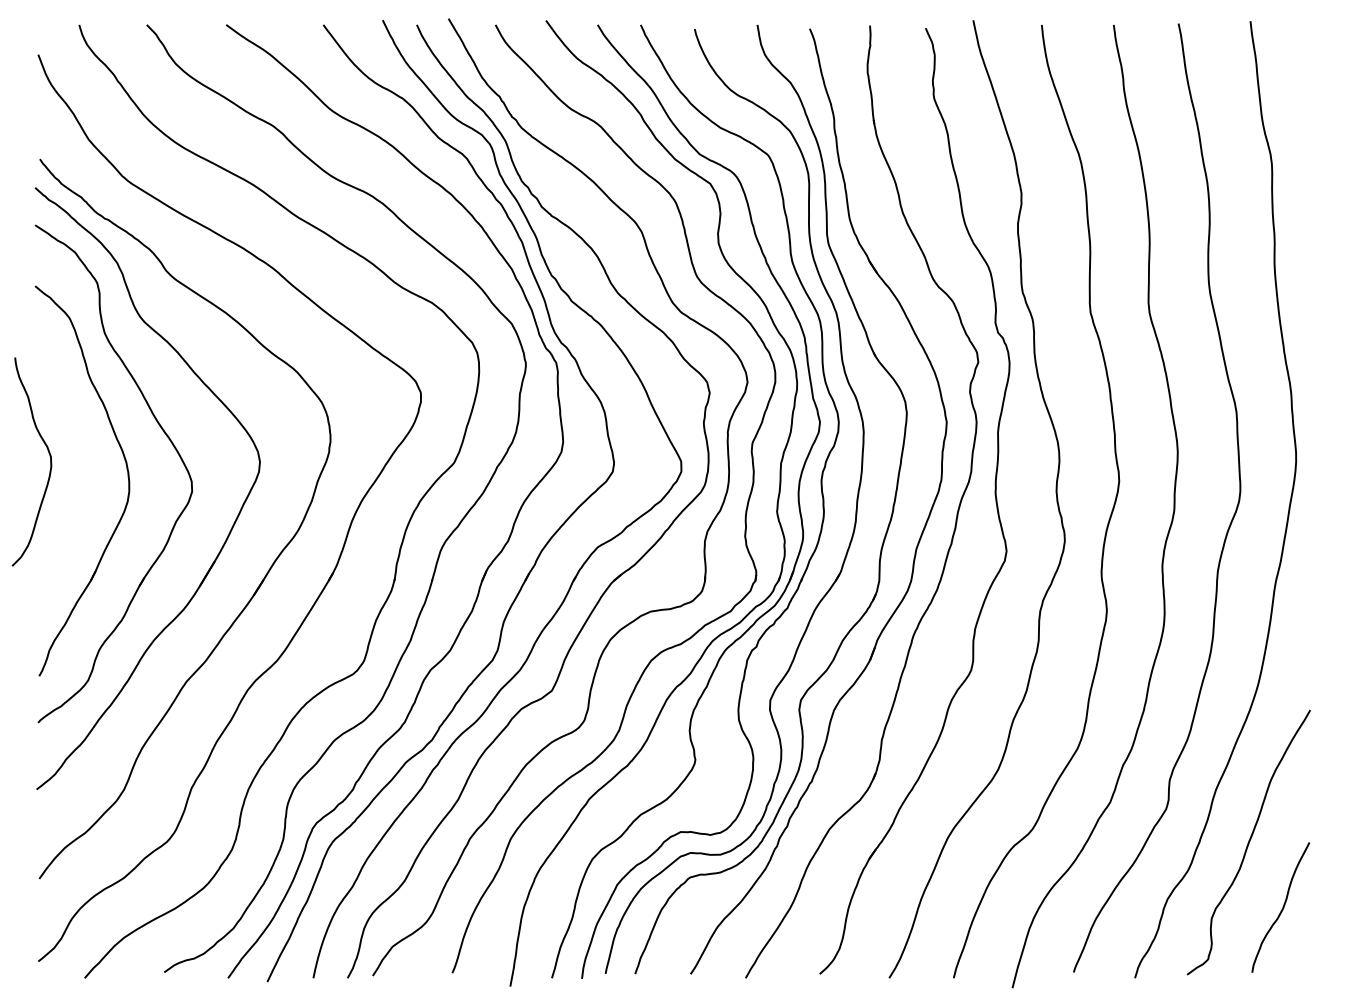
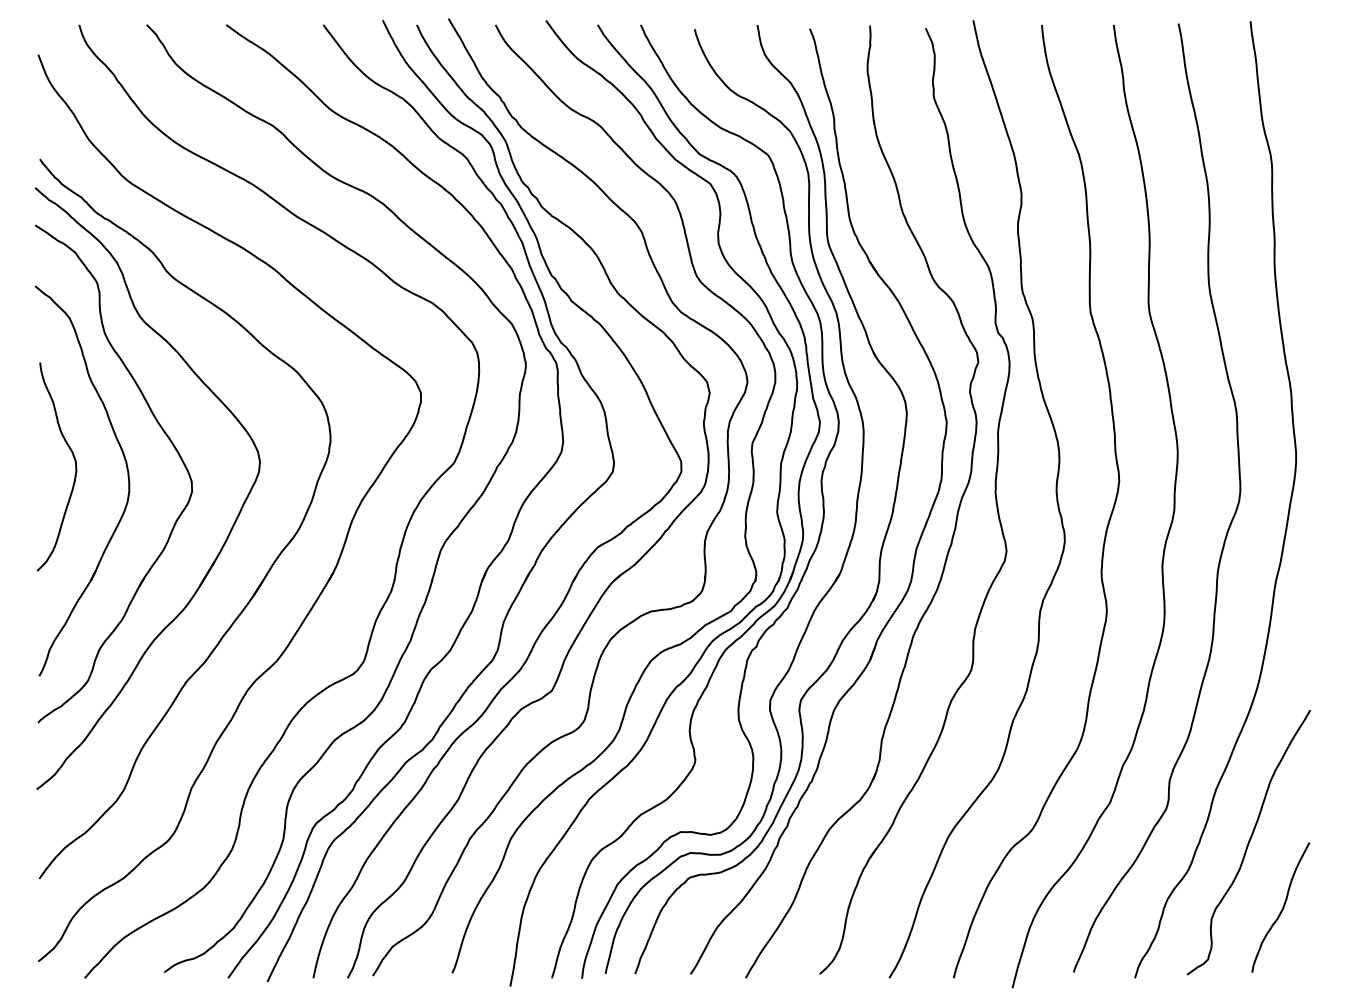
curve position: (49, 456) -> (74, 461) (74, 461)
